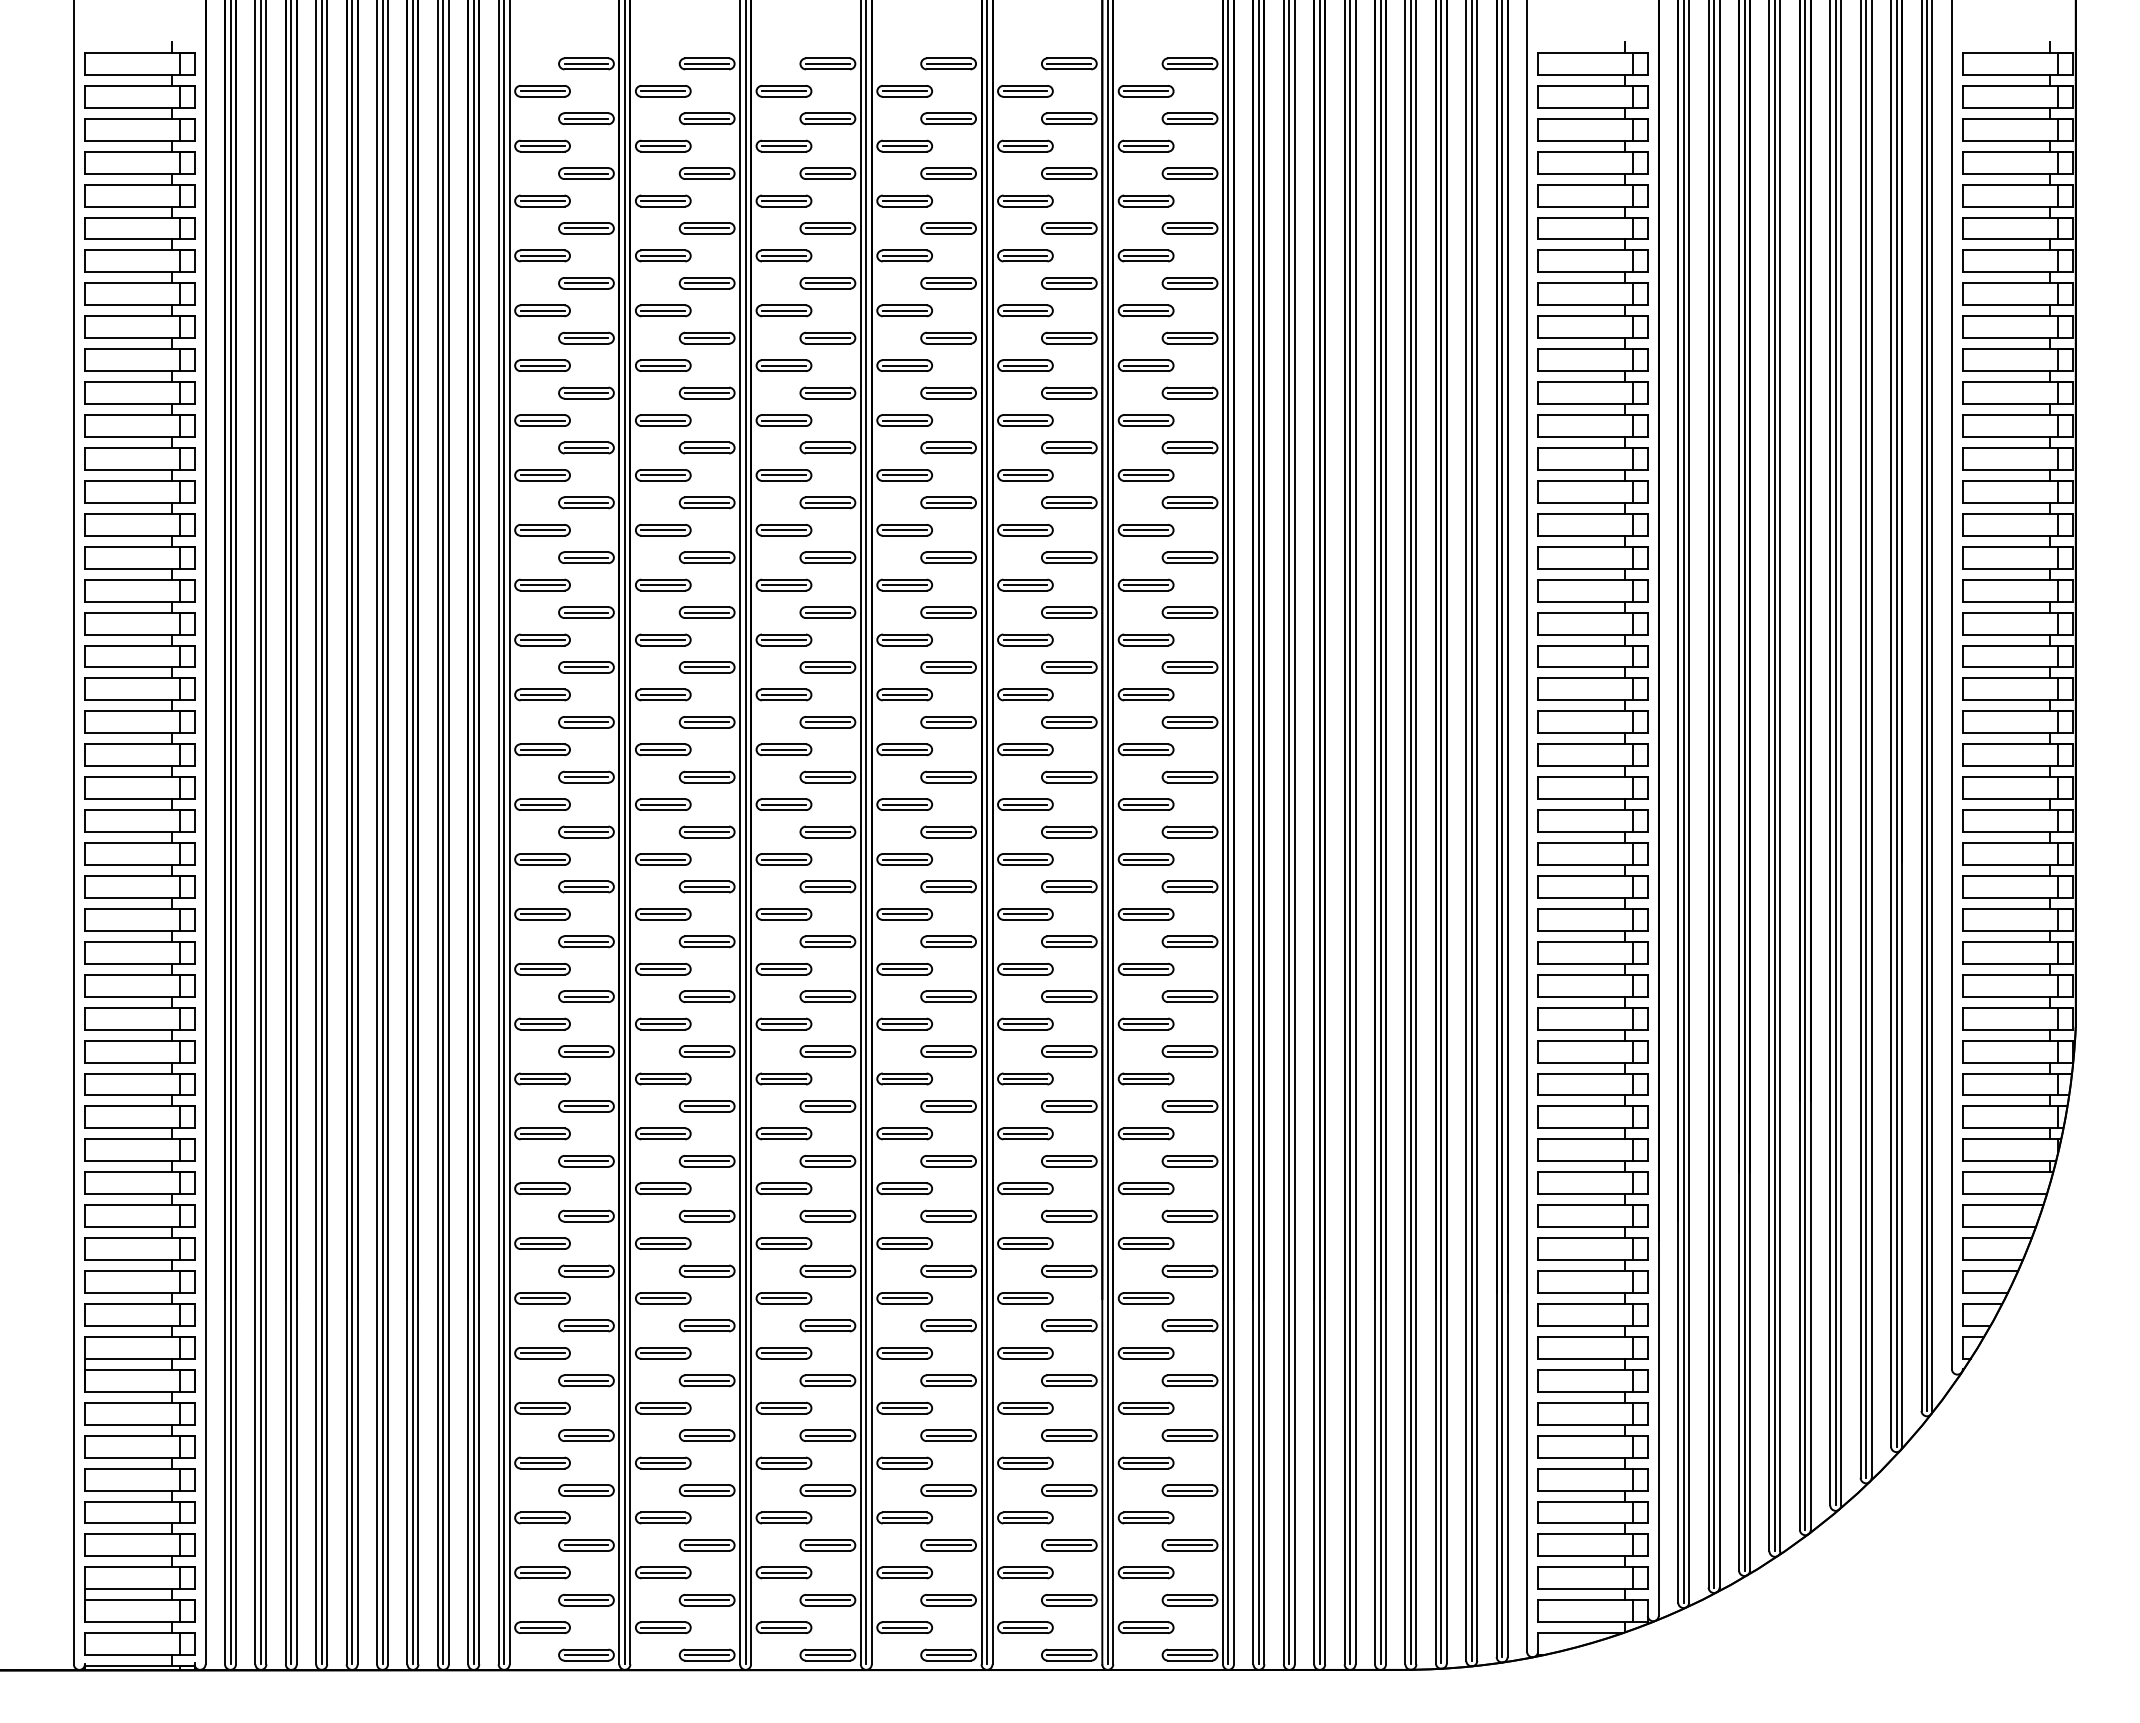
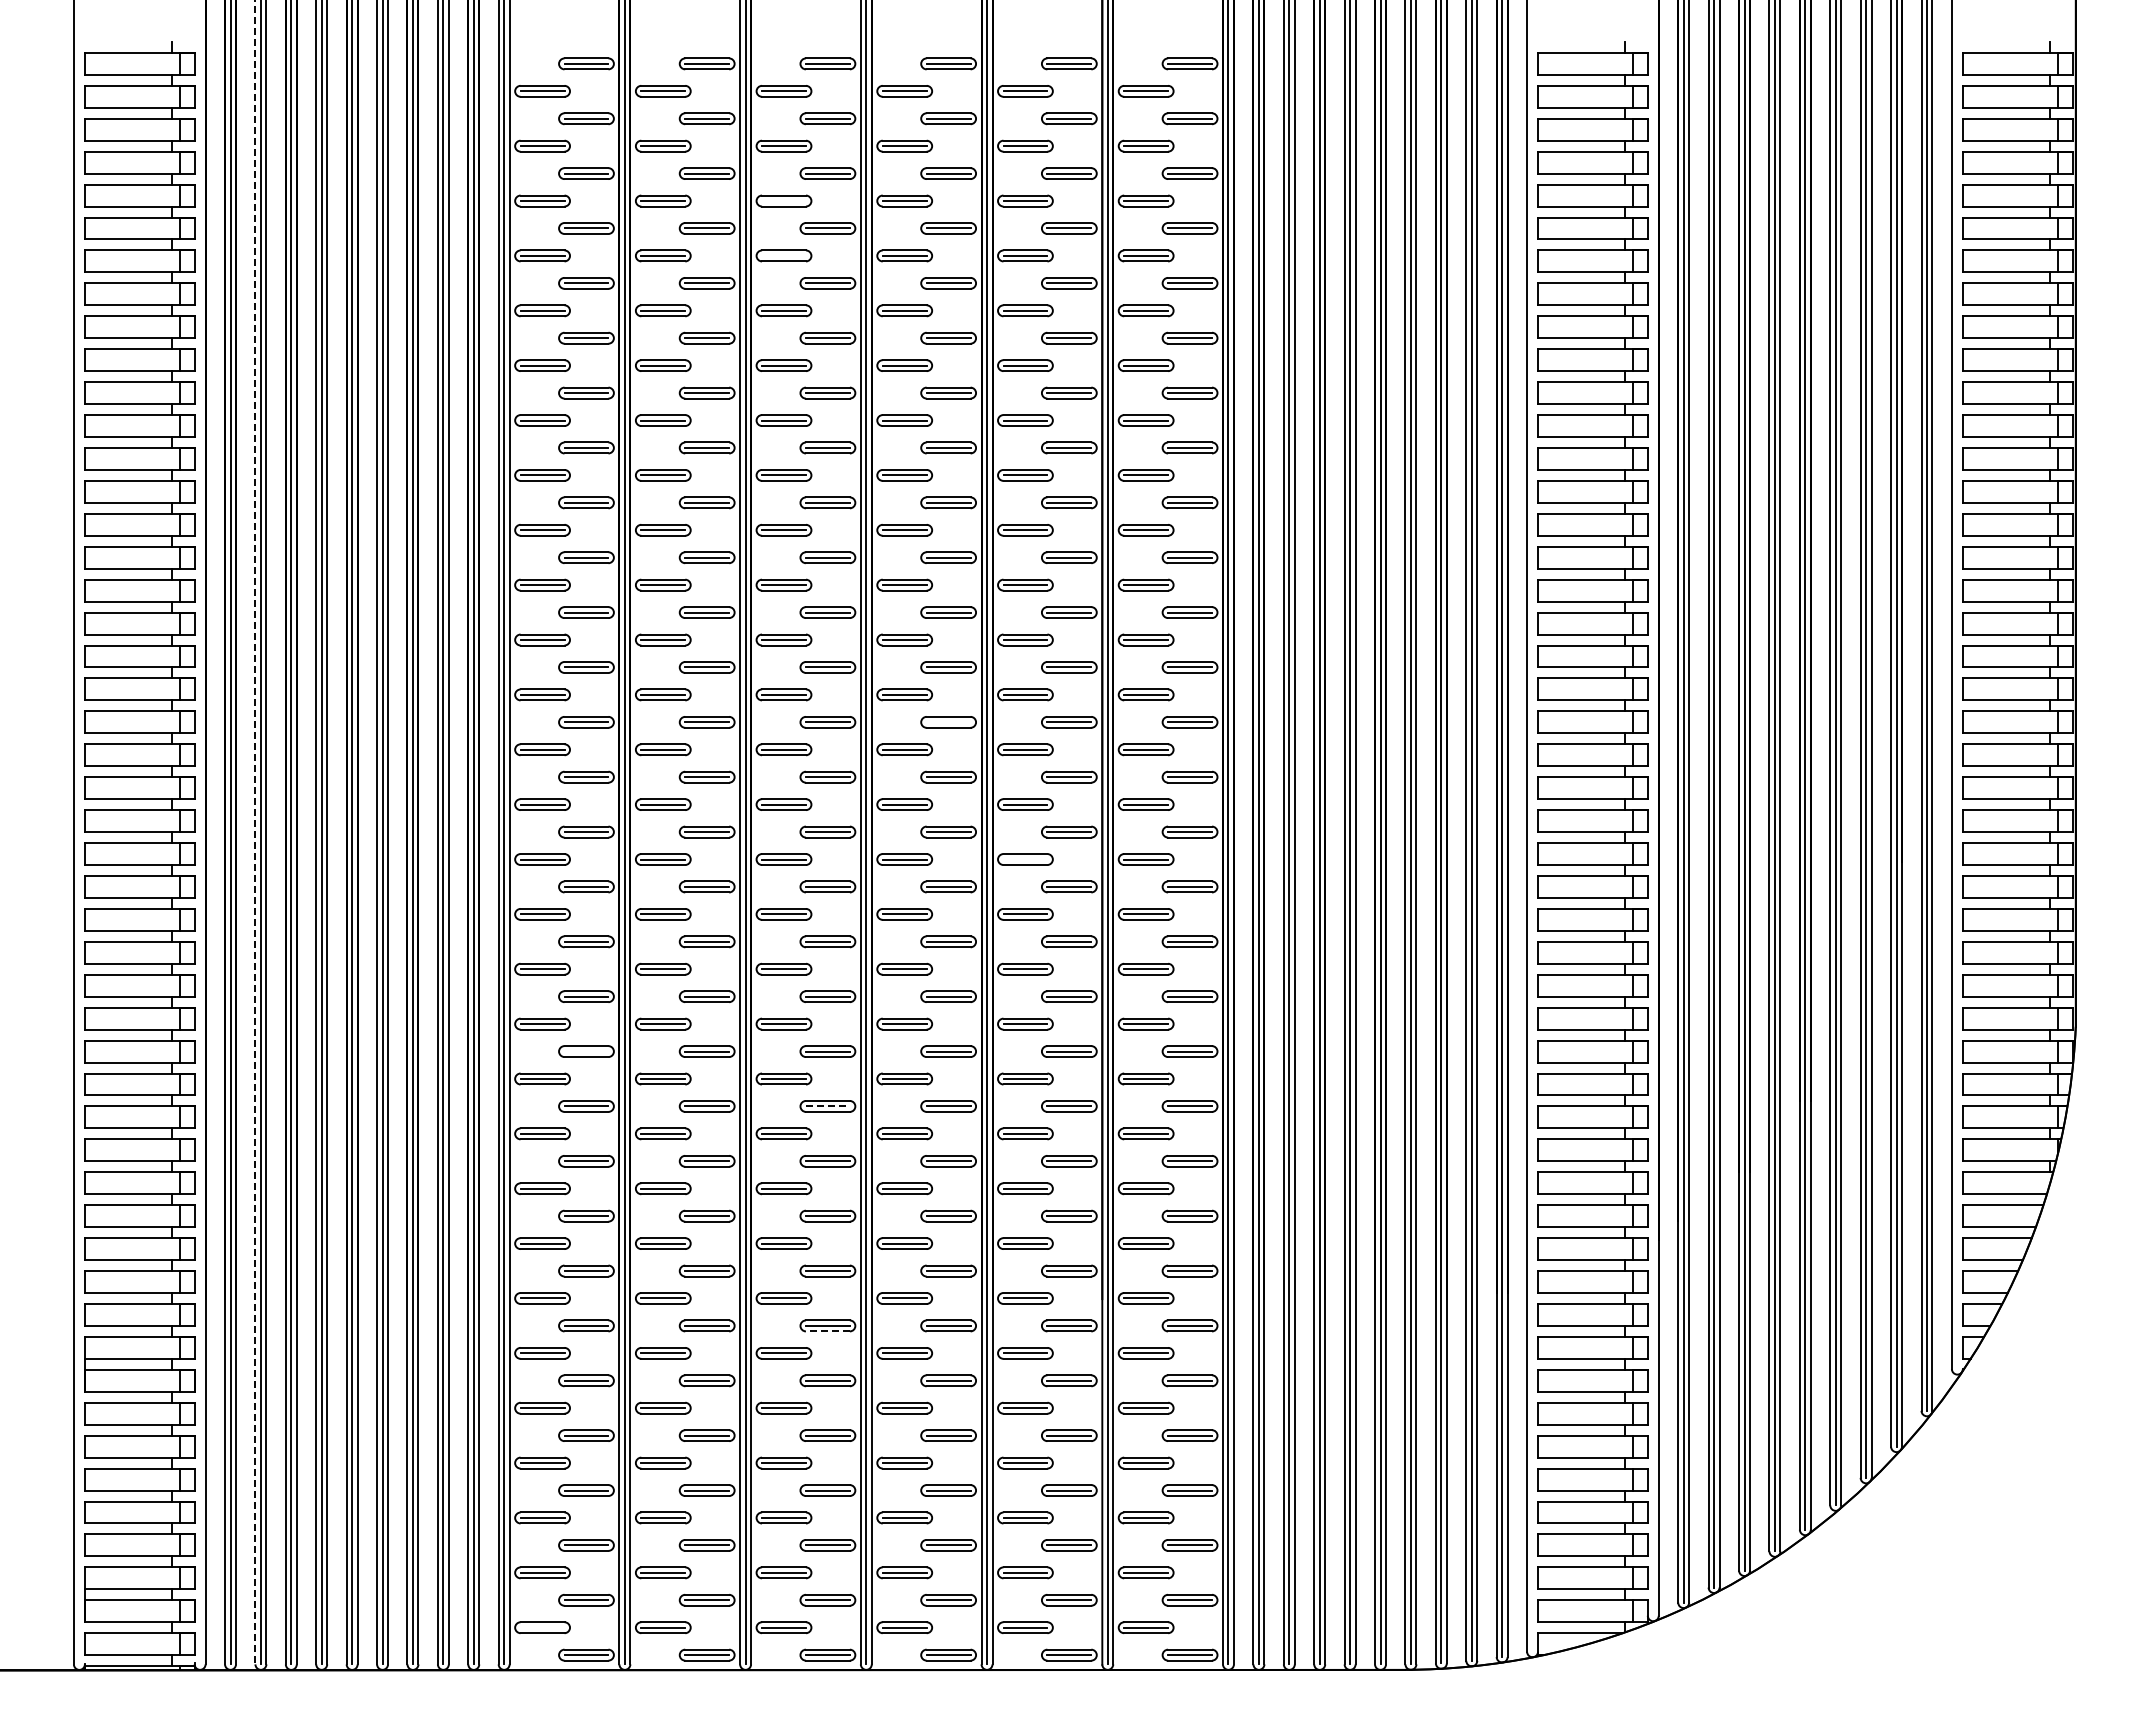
line: present -> none (783, 201)
line: present -> none (783, 255)
line: present -> none (948, 722)
line: solid -> dashed (255, 832)
line: present -> none (1025, 859)
line: present -> none (586, 1051)
line: solid -> dashed (827, 1106)
line: solid -> dashed (827, 1331)
line: present -> none (542, 1627)
